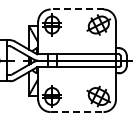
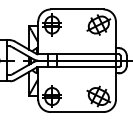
line: dashed -> solid (76, 9)
line: dashed -> solid (77, 112)
